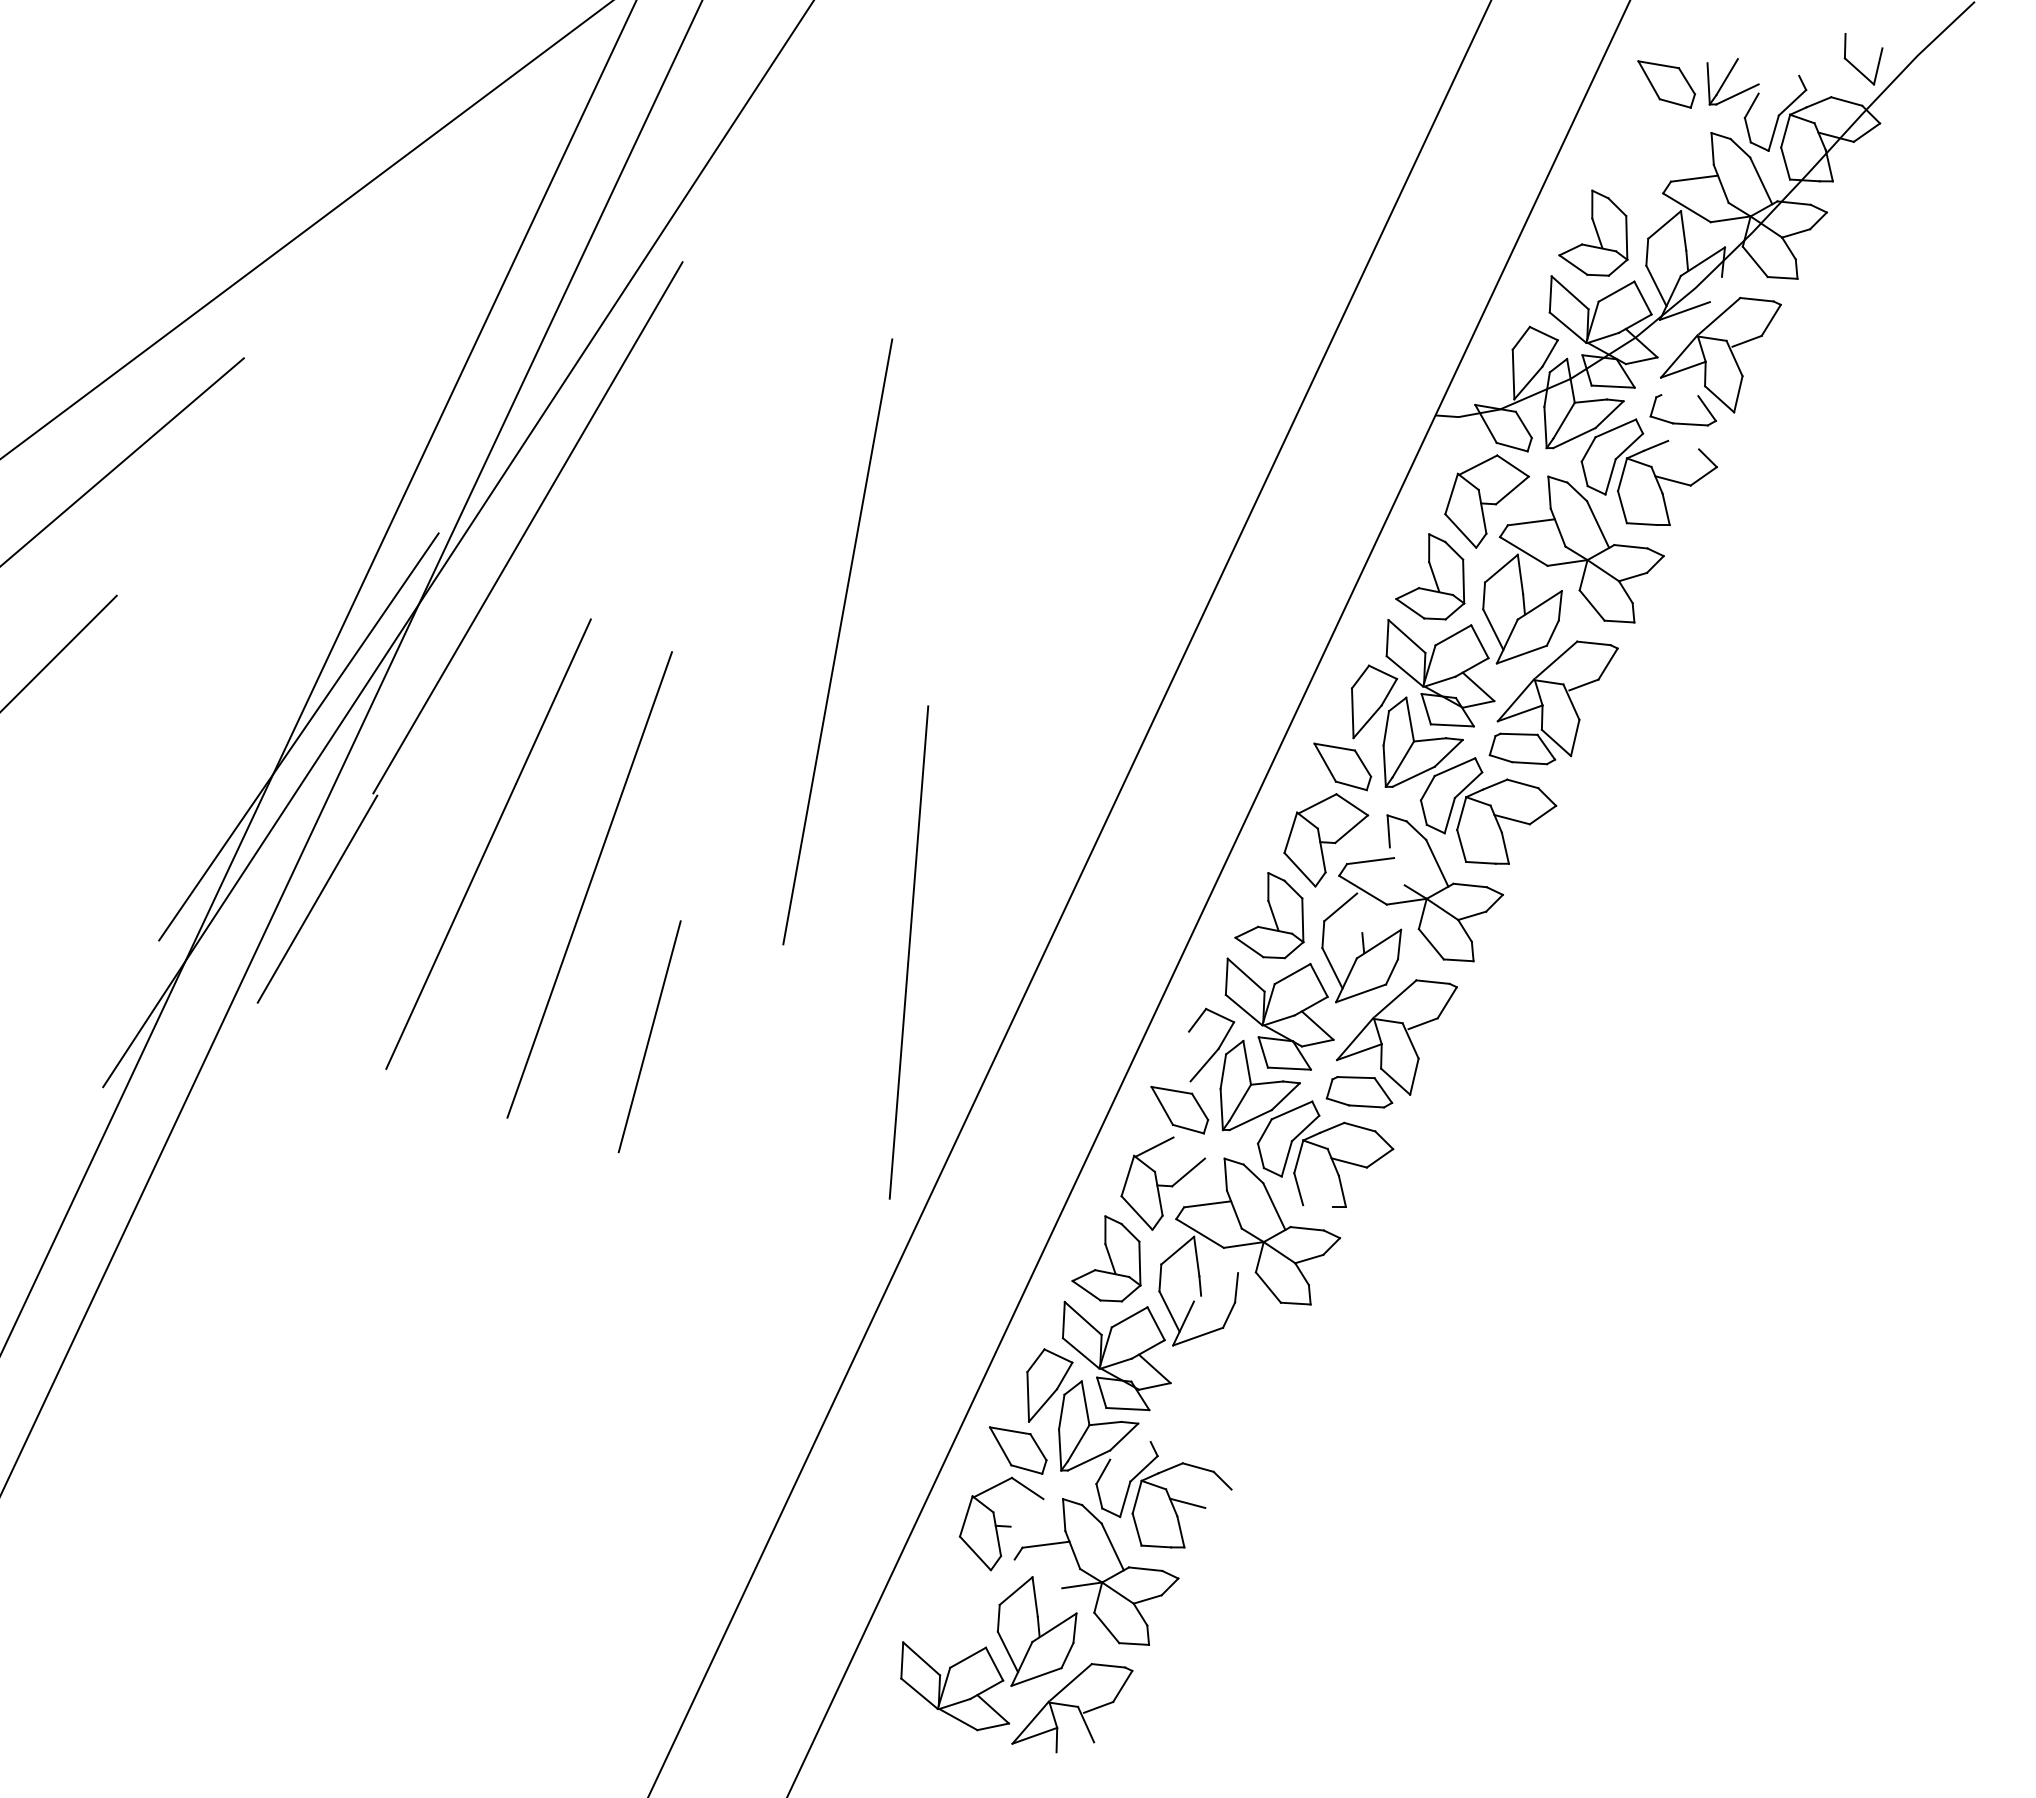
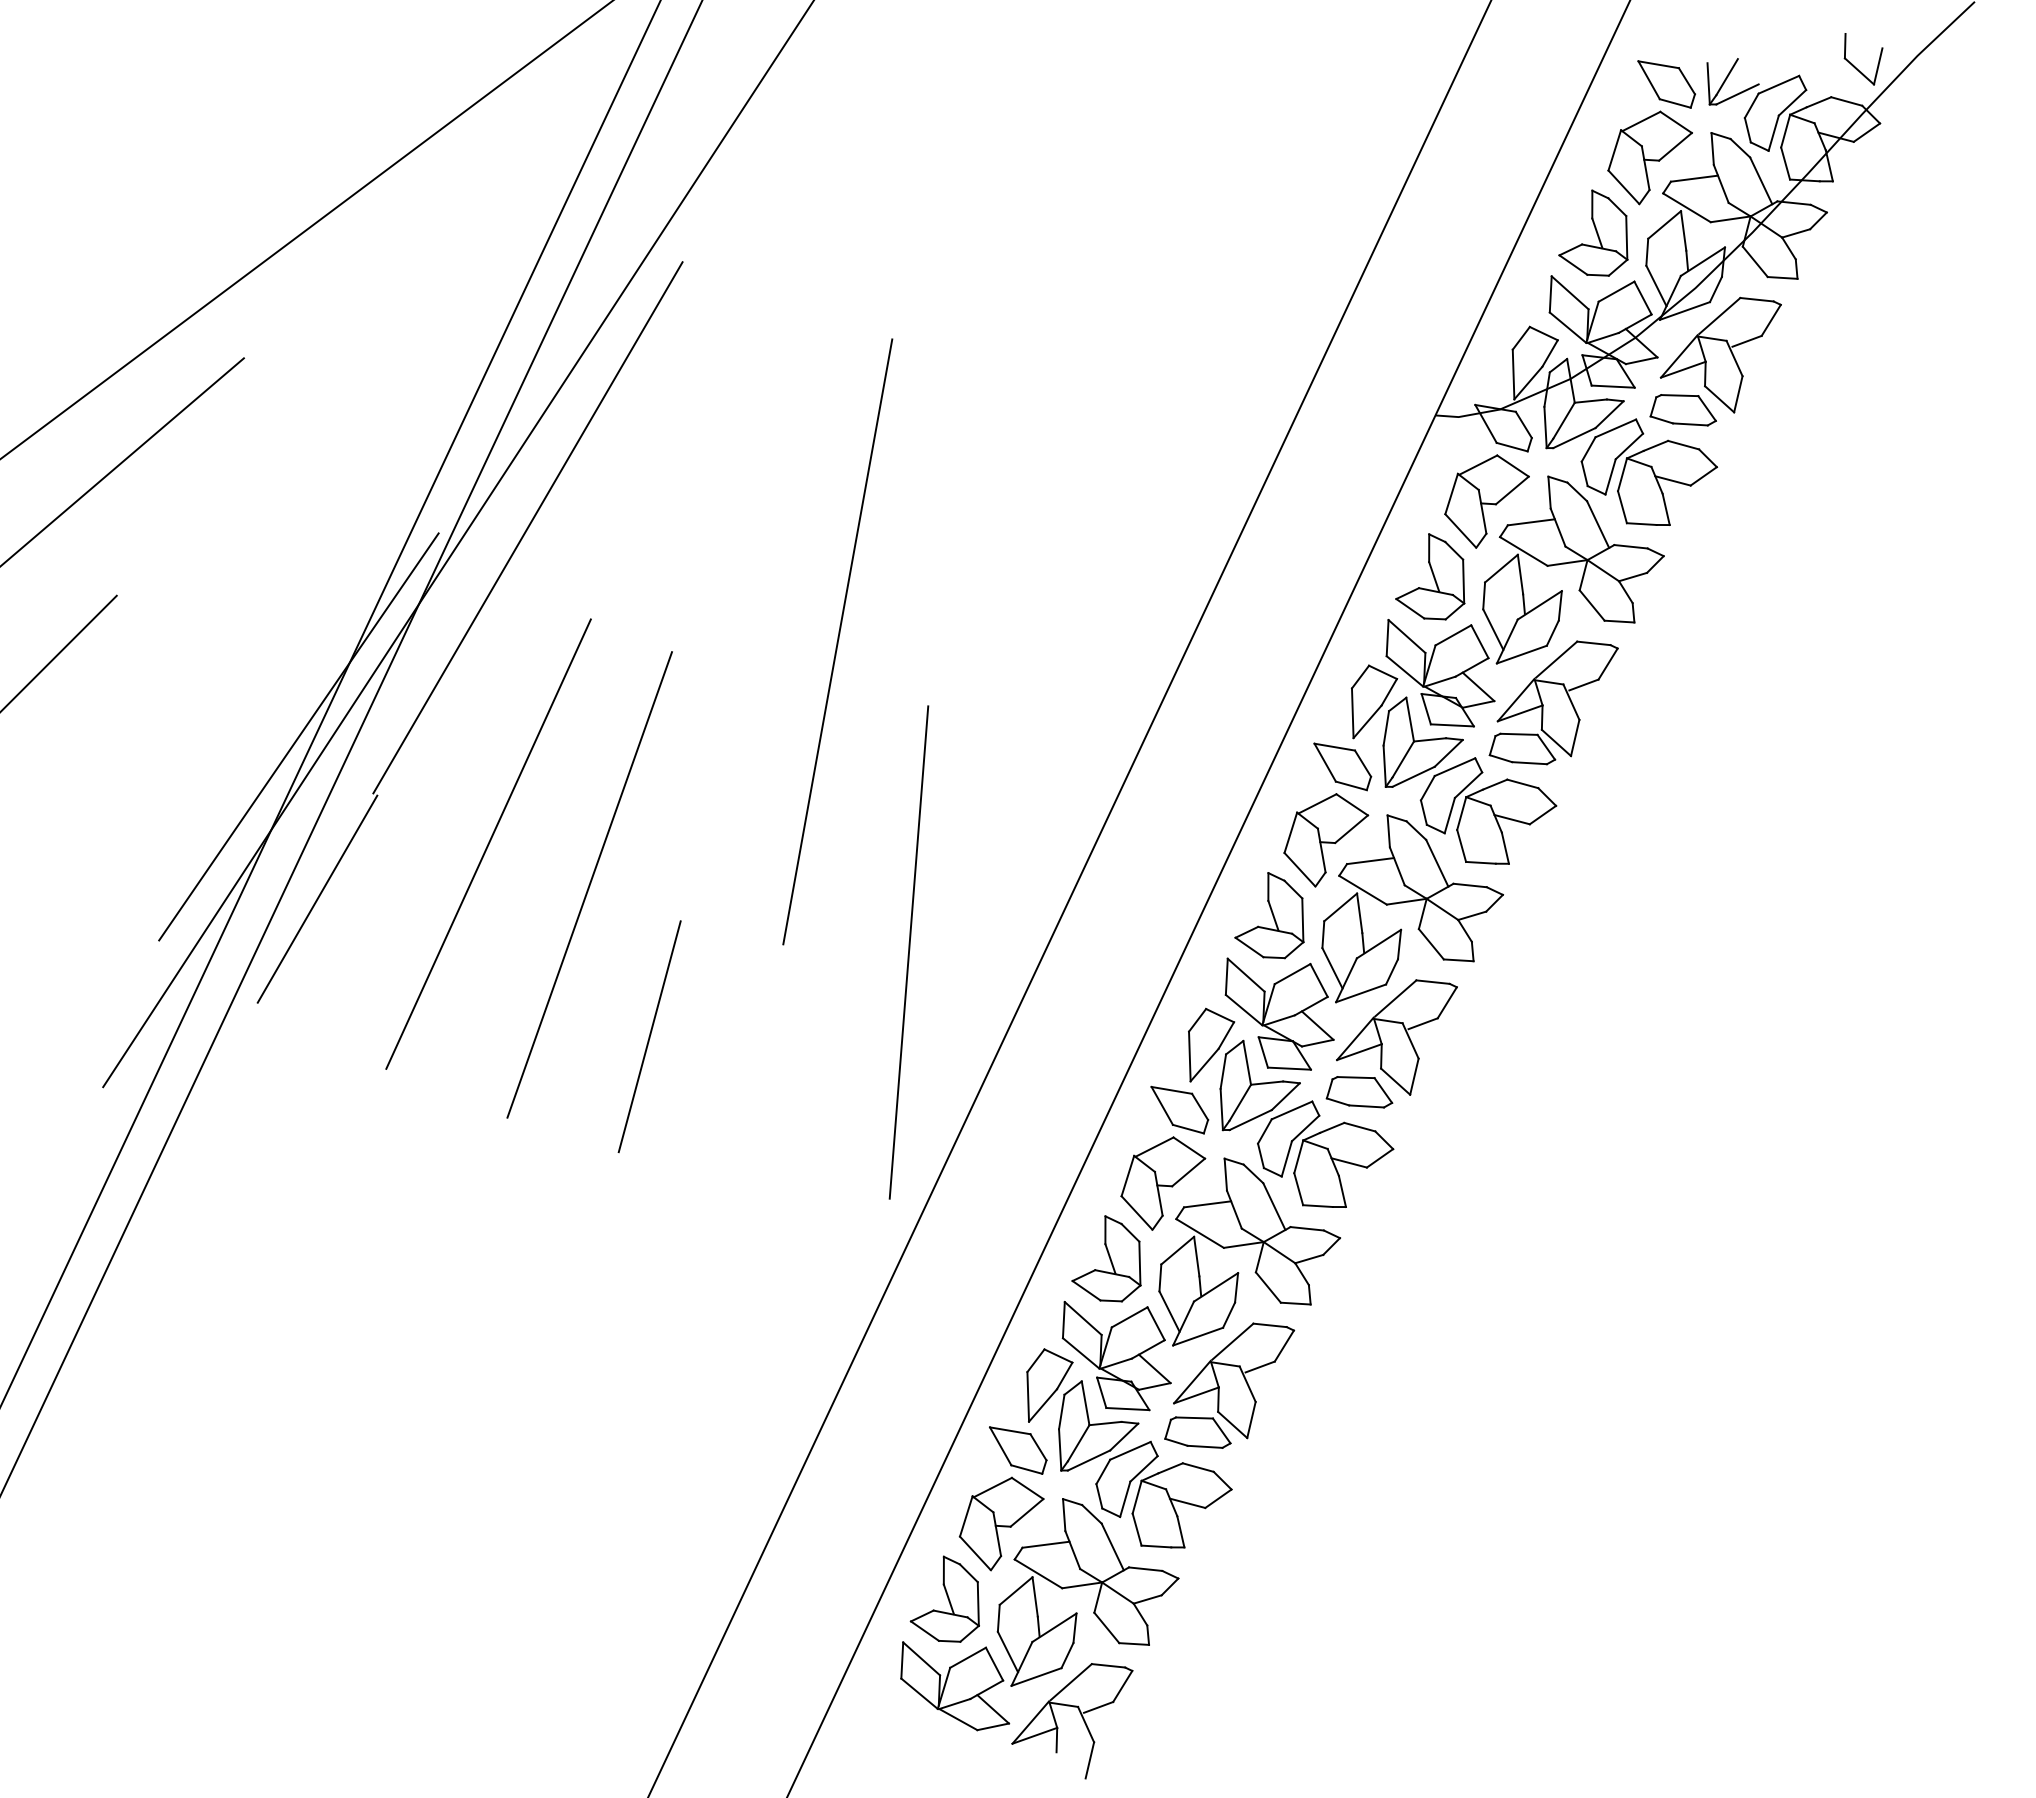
line: none -> present (1778, 84)
part: none -> present (1649, 157)
line: none -> present (1715, 289)
line: none -> present (1679, 395)
line: none -> present (1683, 444)
line position: (318, 676) -> (330, 702) (330, 702)
line: none -> present (1396, 866)
line: none -> present (1359, 913)
line: none -> present (1189, 1056)
line: none -> present (1189, 1147)
line: none -> present (1317, 1206)
line: none -> present (1215, 1287)
part: none -> present (1229, 1385)
line: none -> present (1130, 1450)
line: none -> present (1218, 1498)
line: none -> present (1026, 1512)
line: none -> present (1038, 1573)
part: none -> present (944, 1598)
line: none -> present (1089, 1760)
